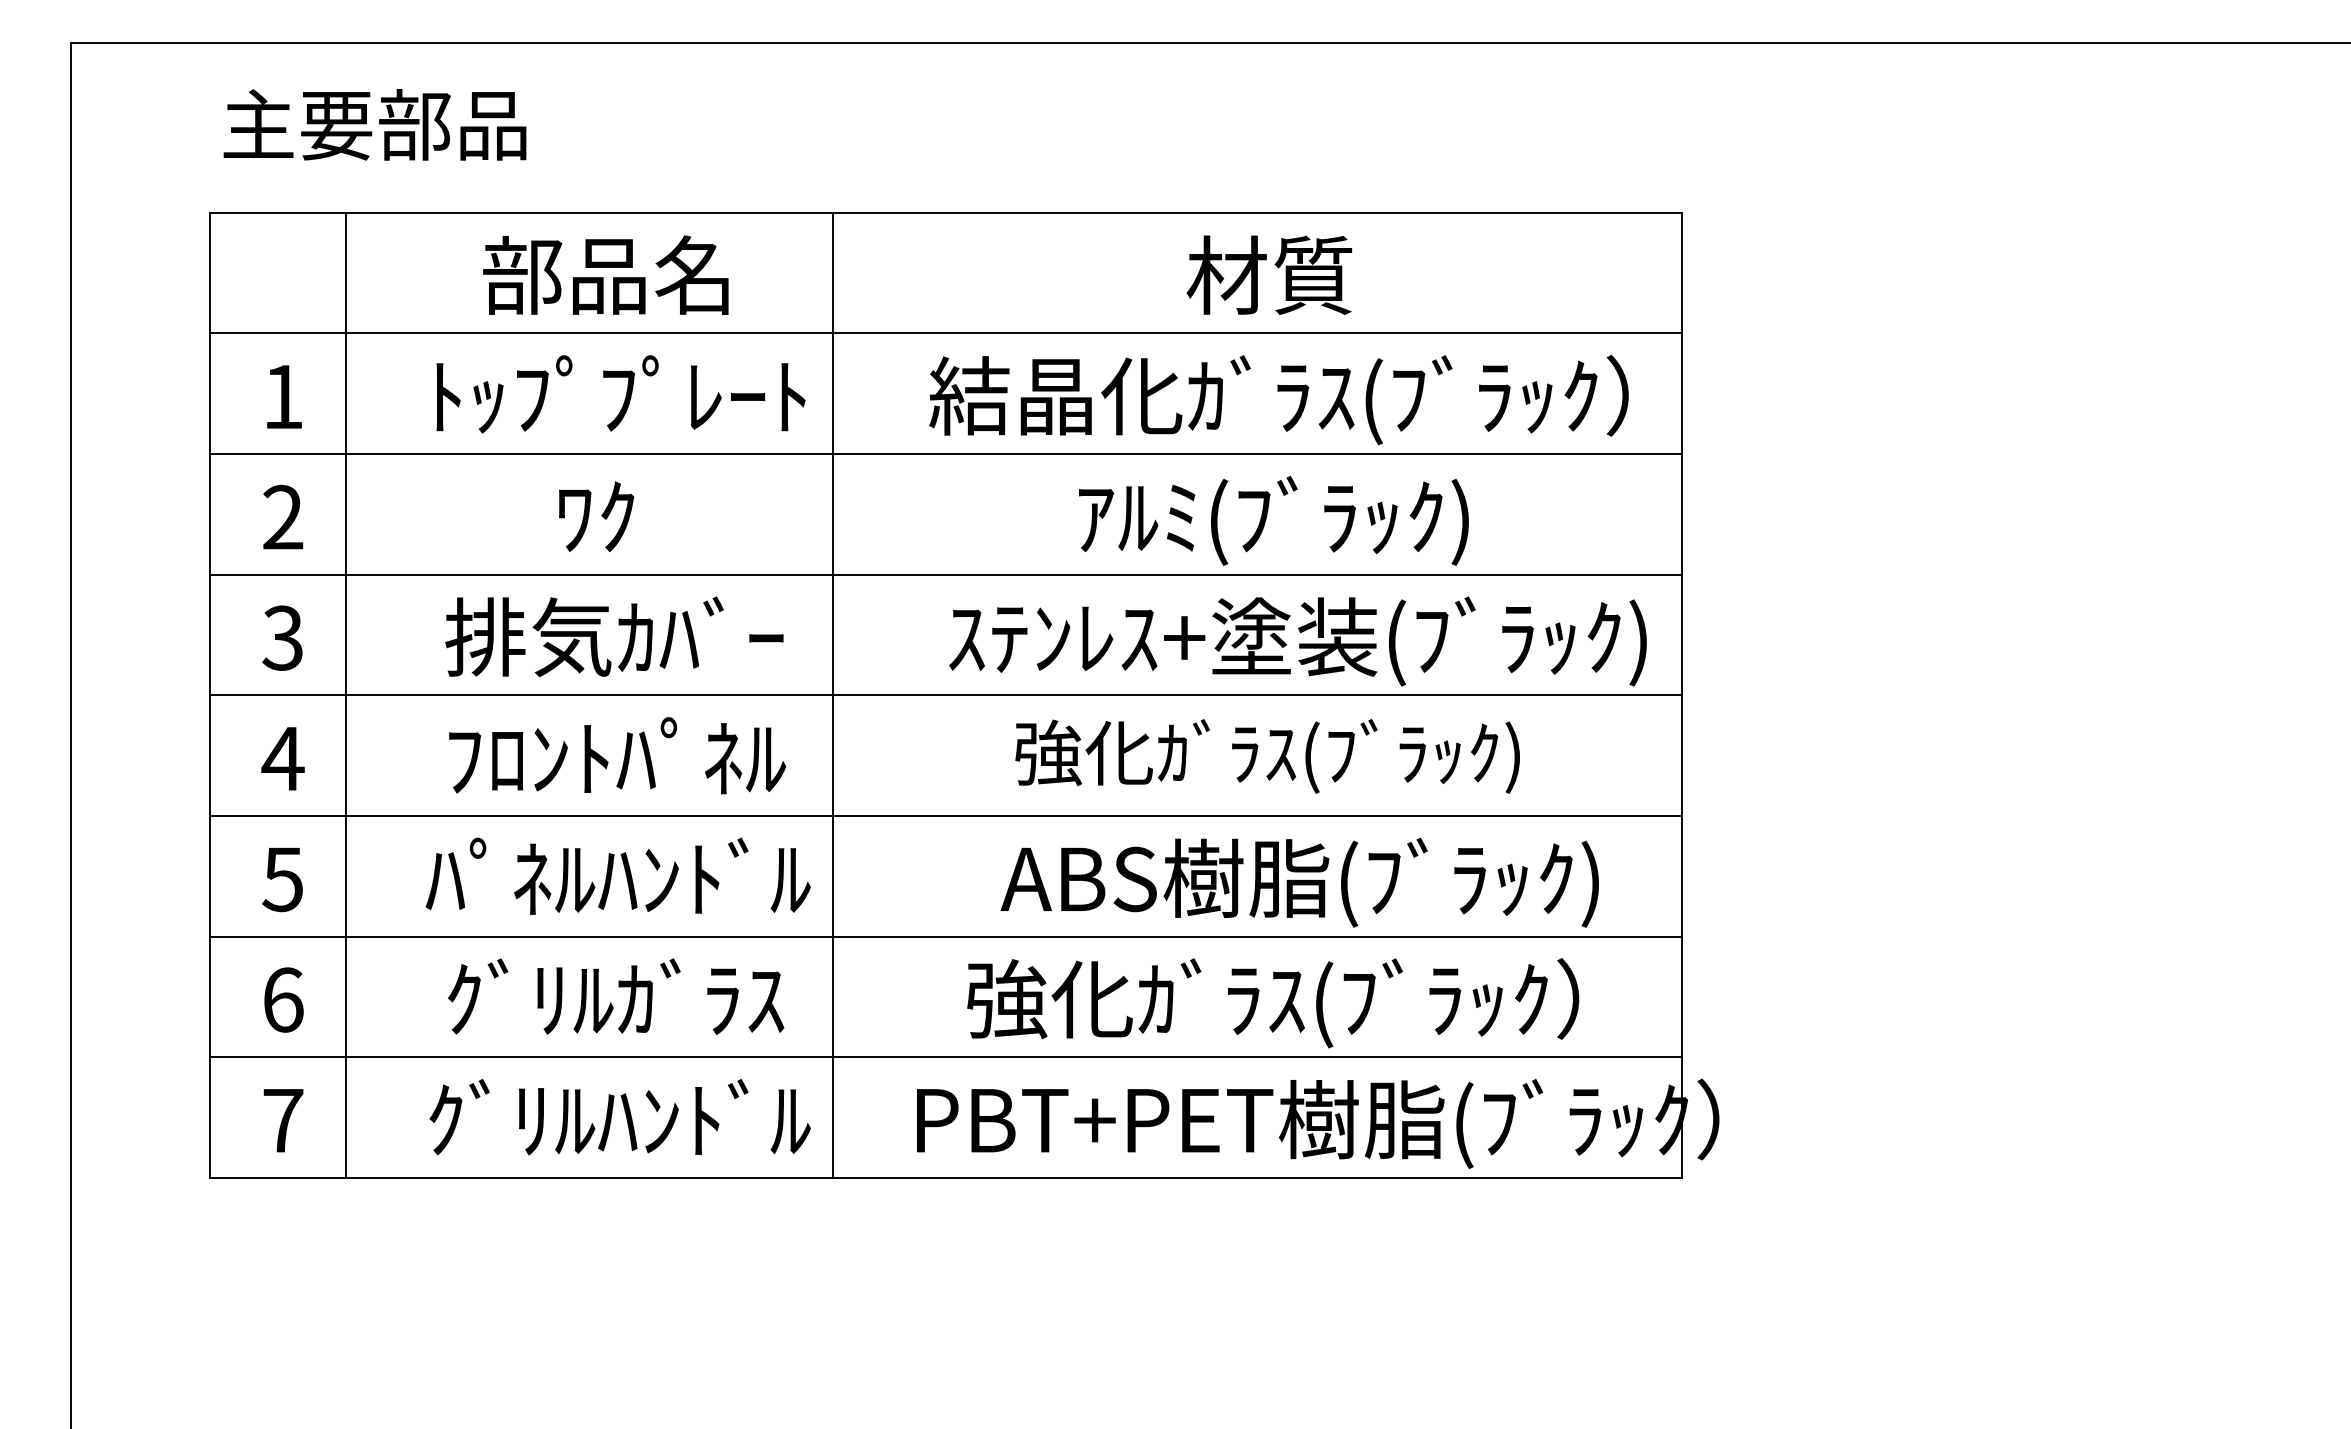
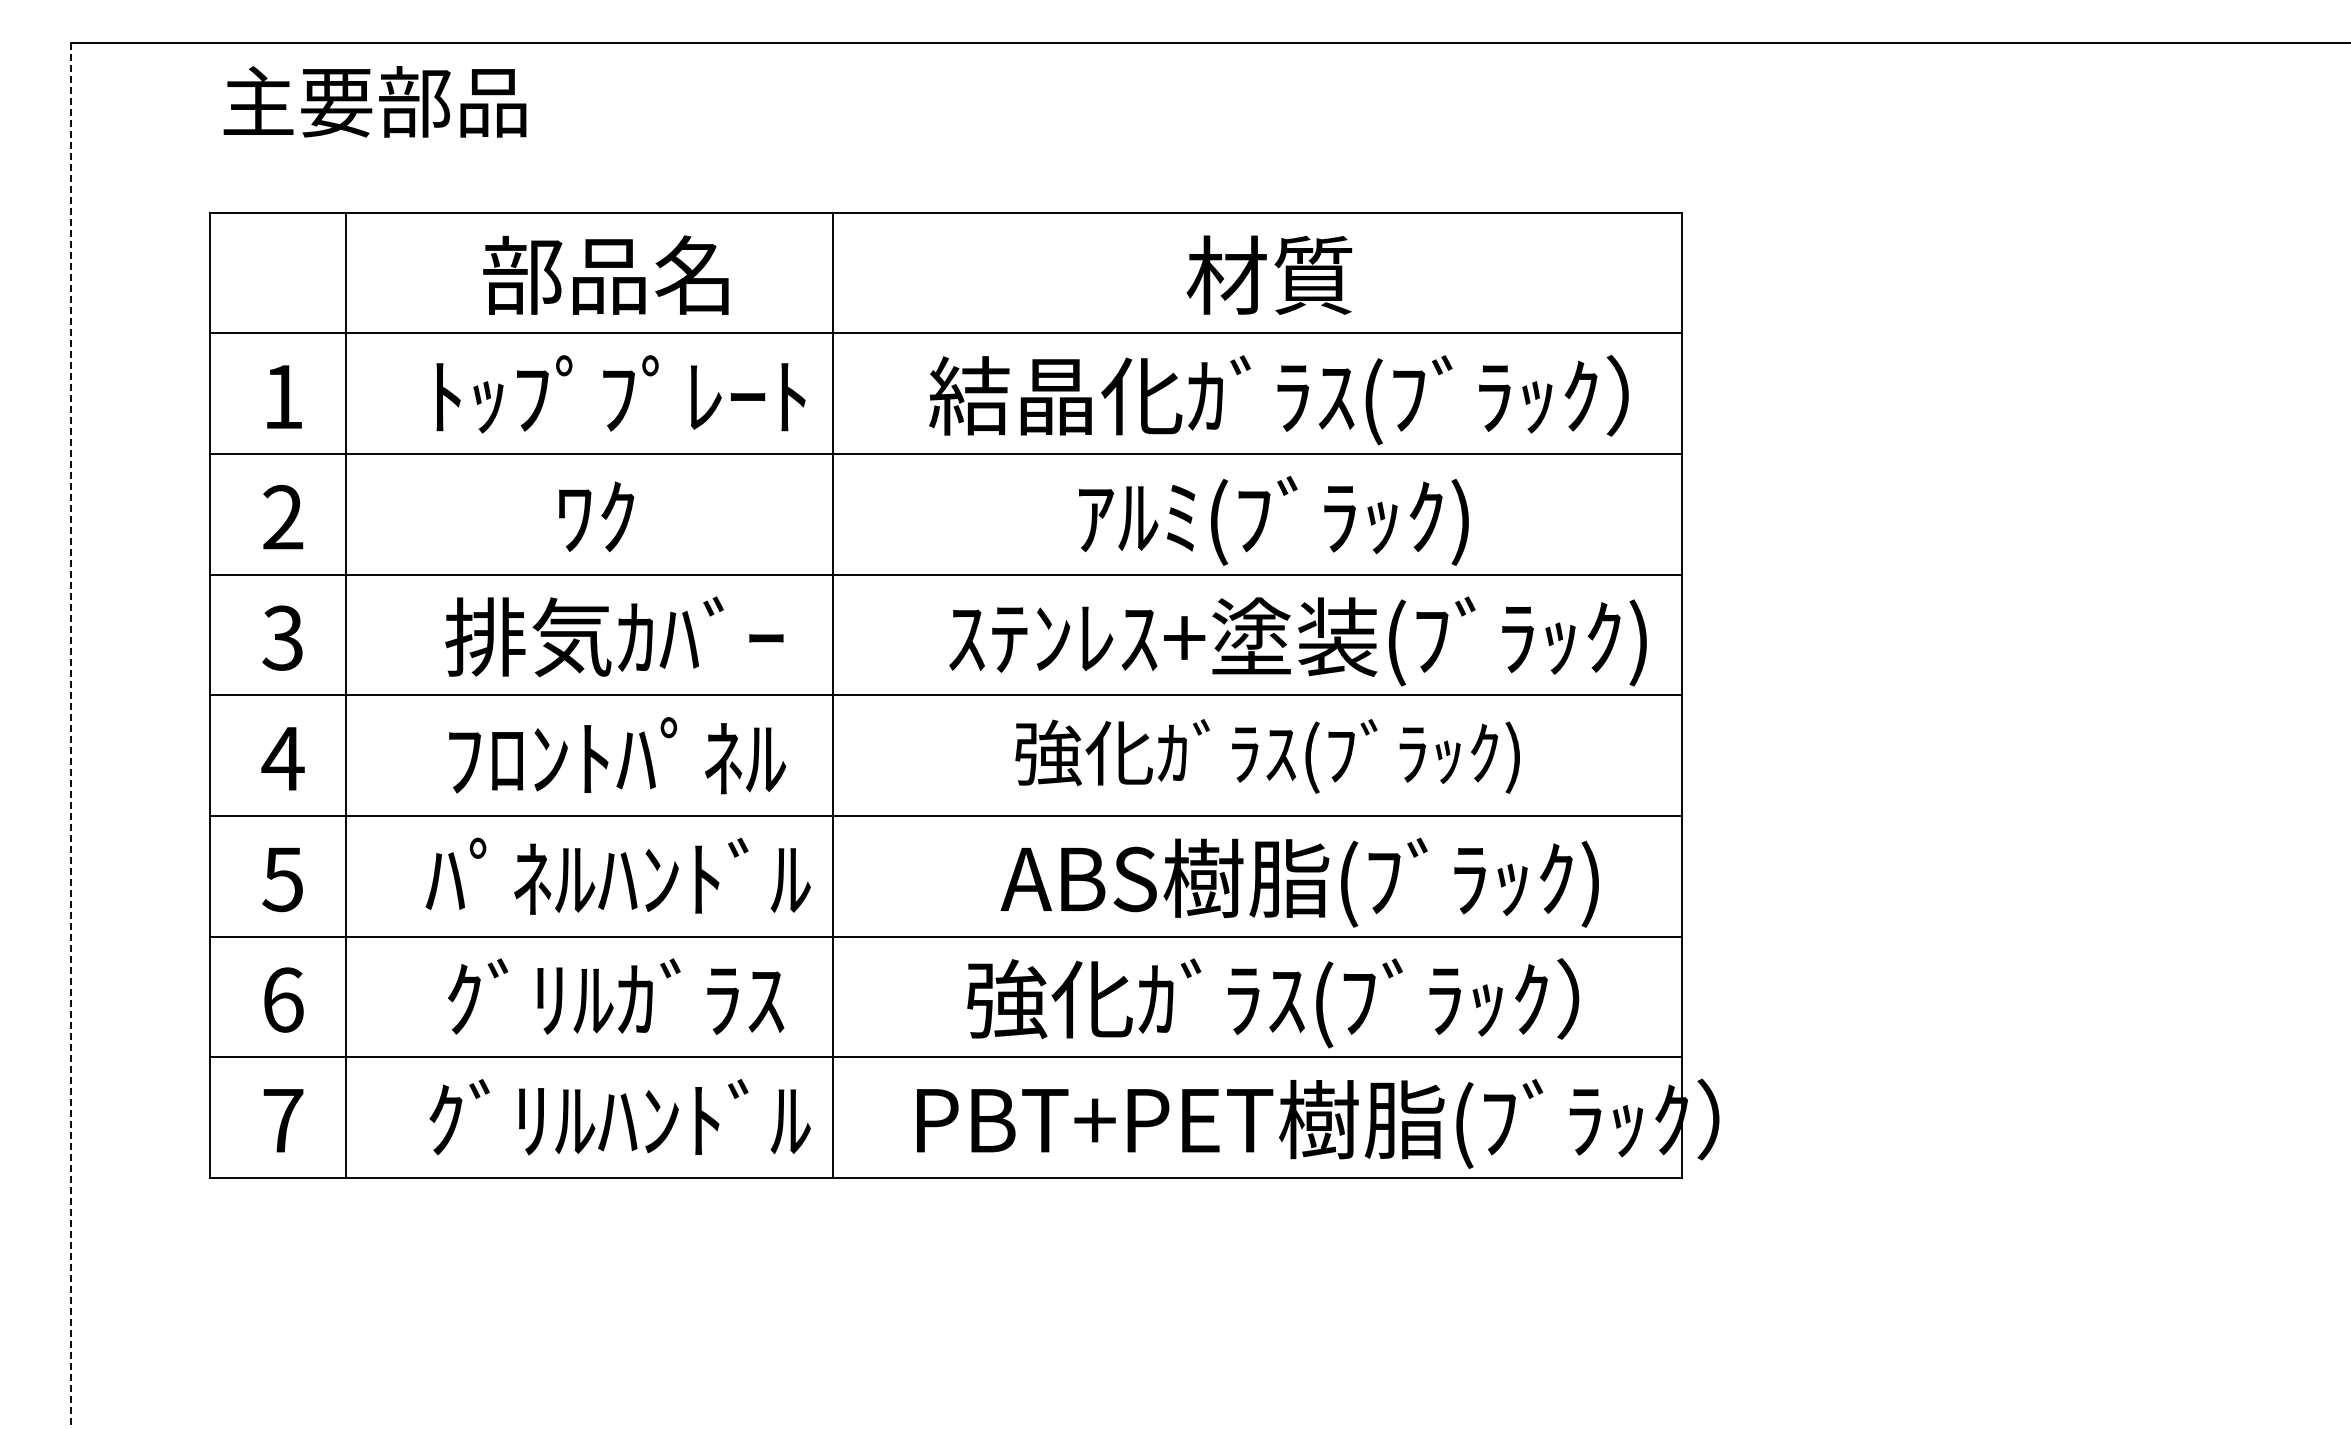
text position: (374, 124) -> (374, 101) (374, 101)
line: solid -> dashed (70, 735)
